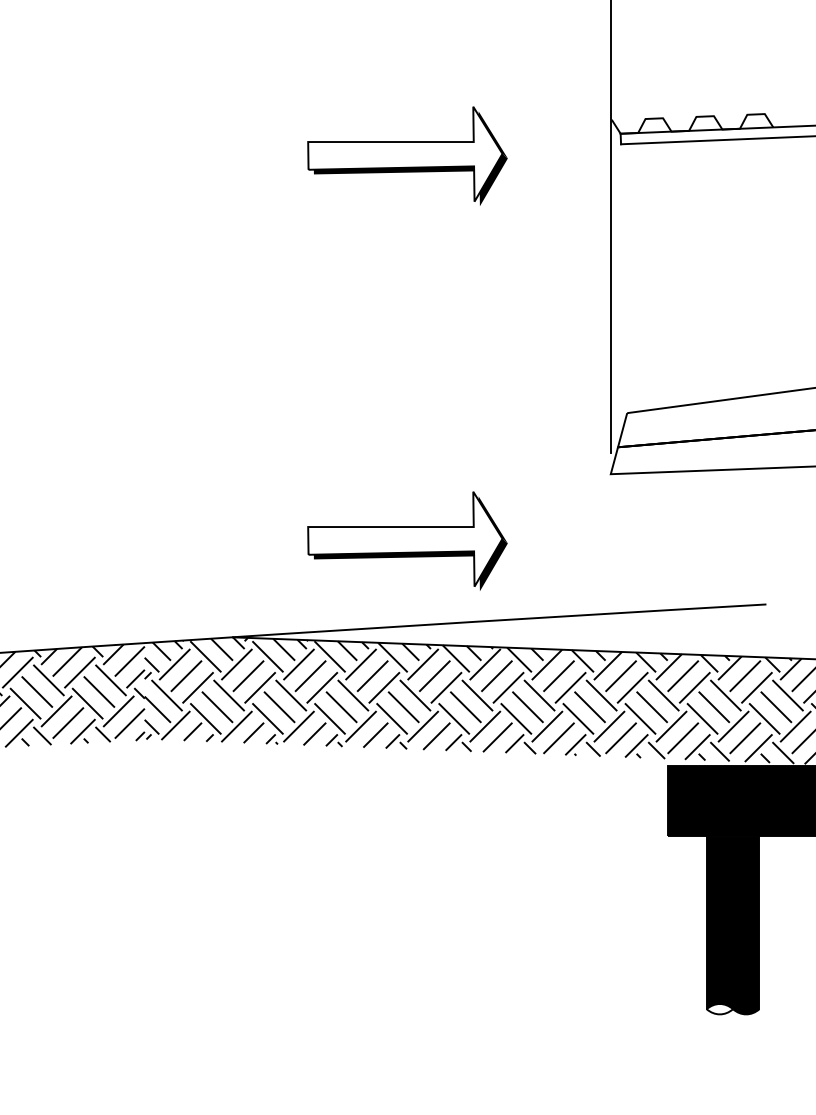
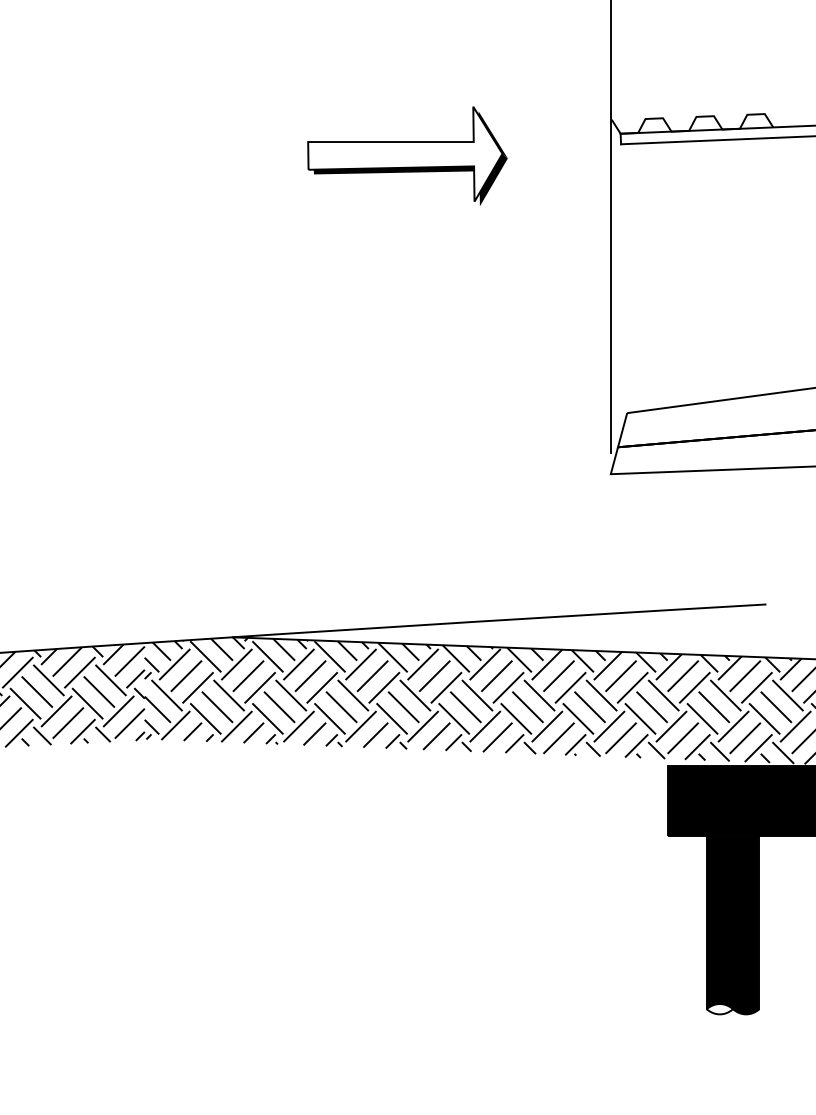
part: present -> none (407, 540)
